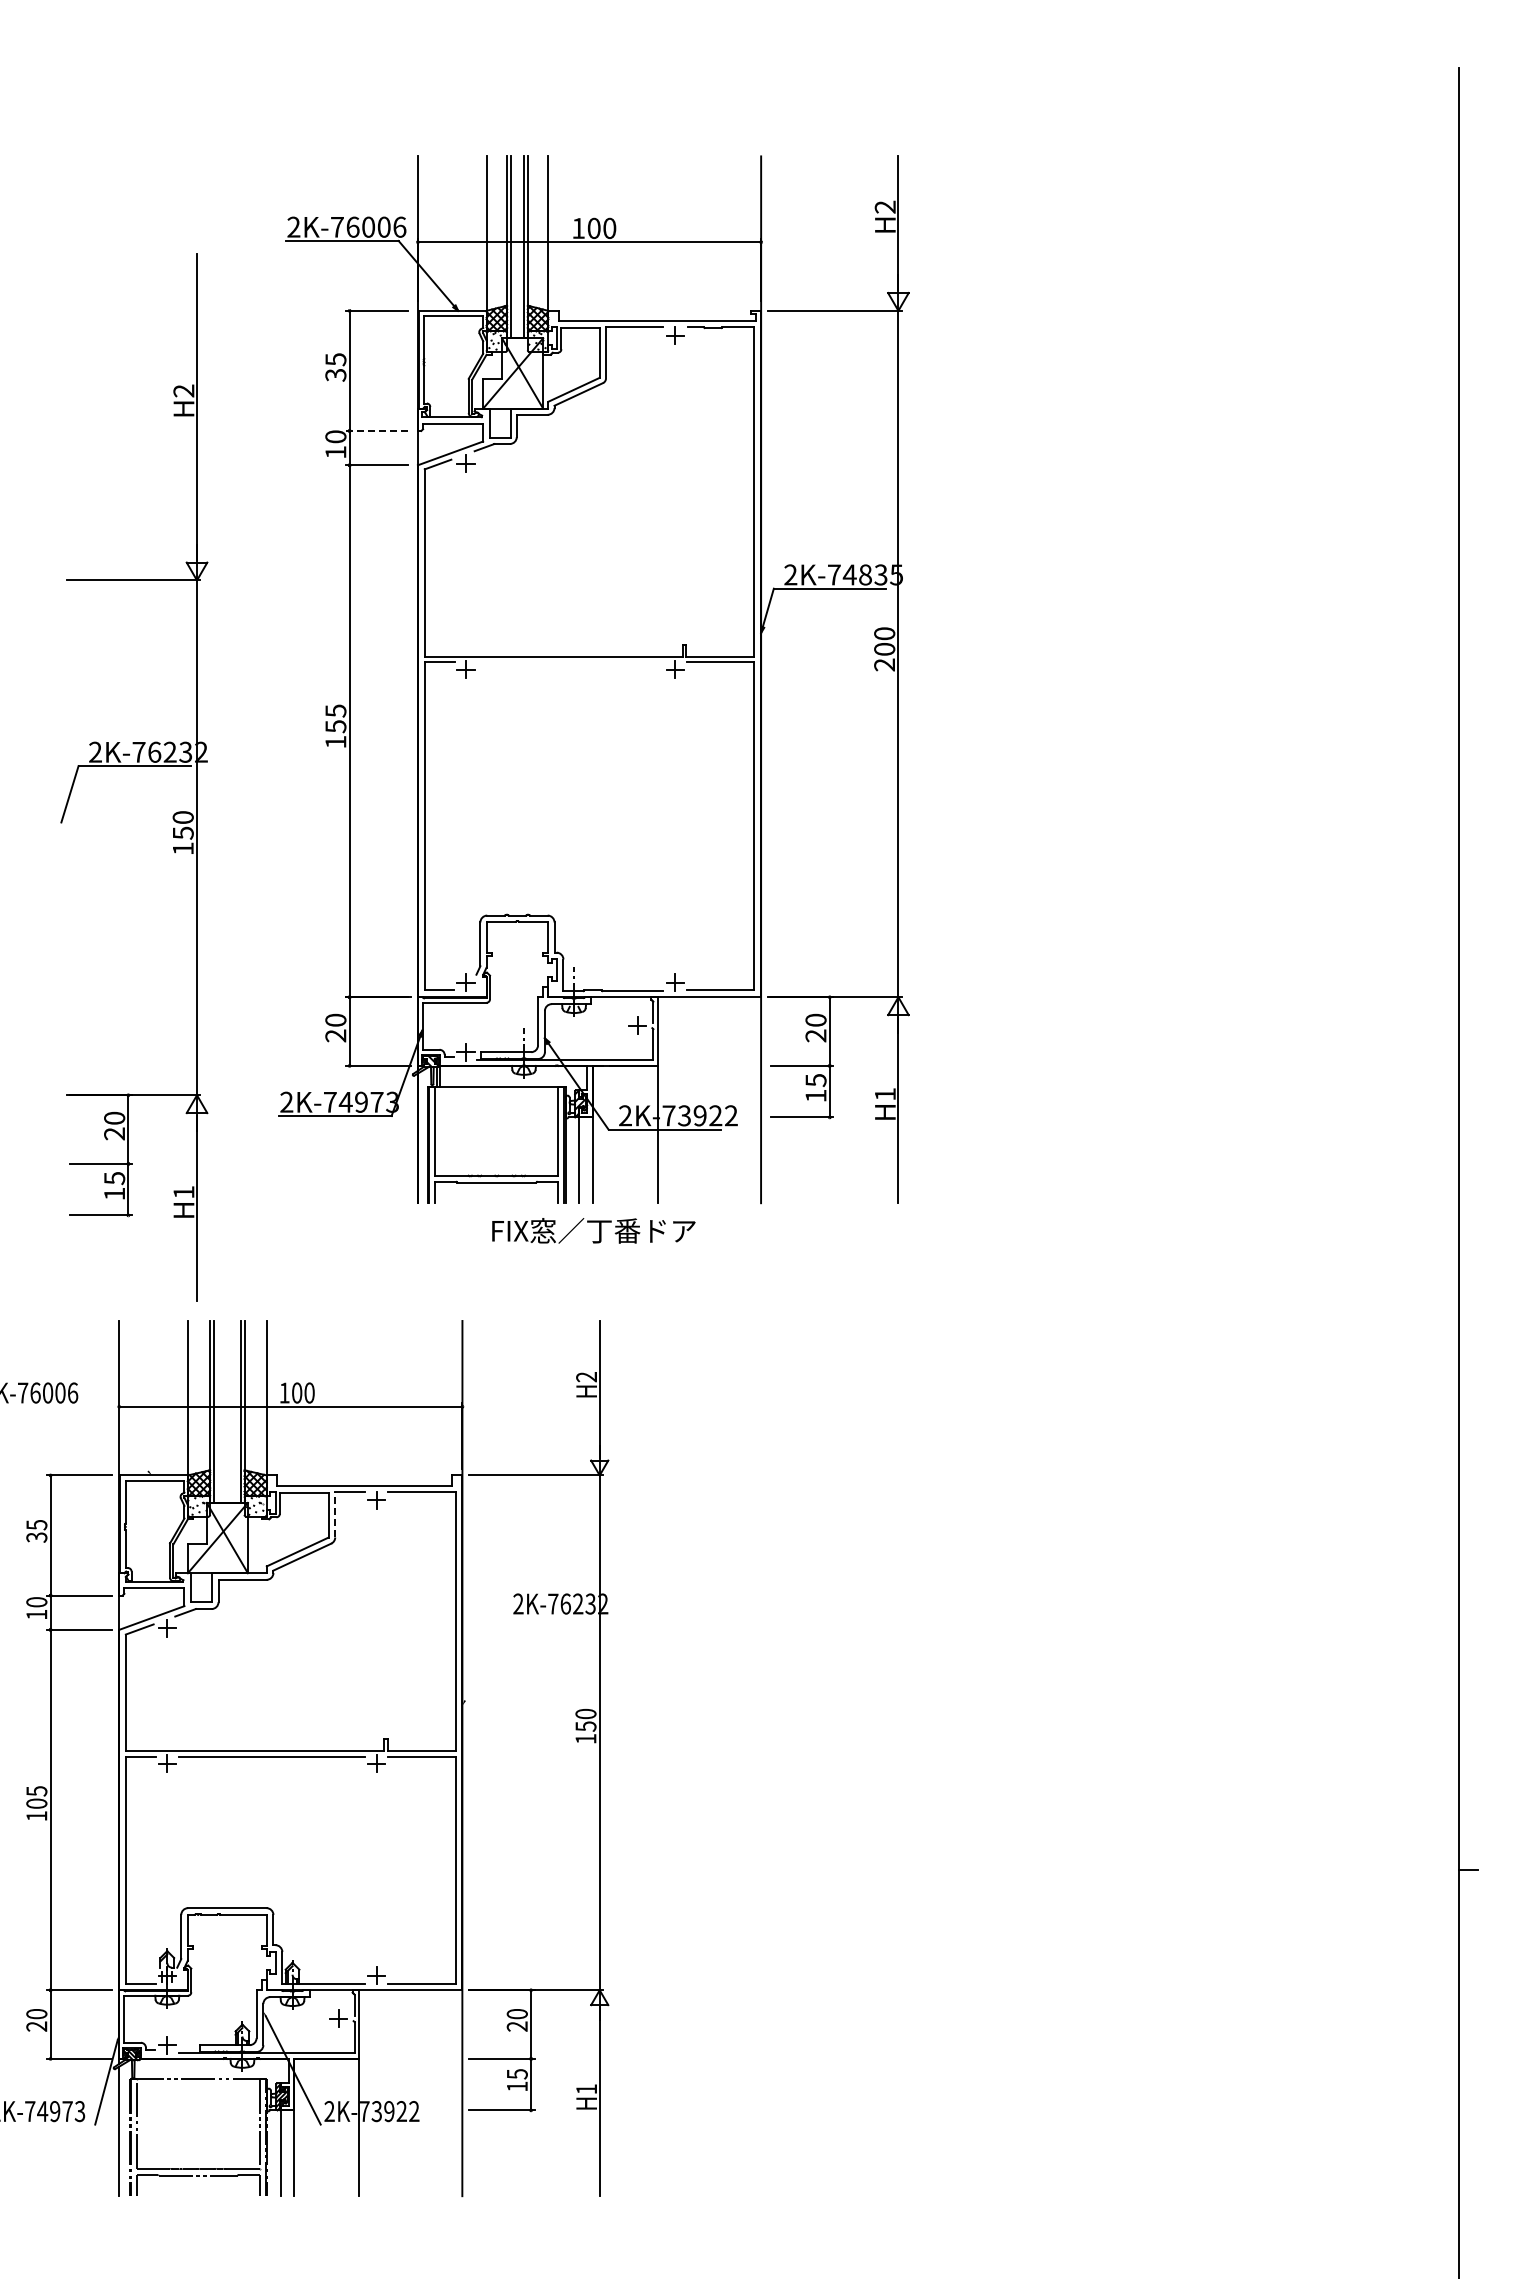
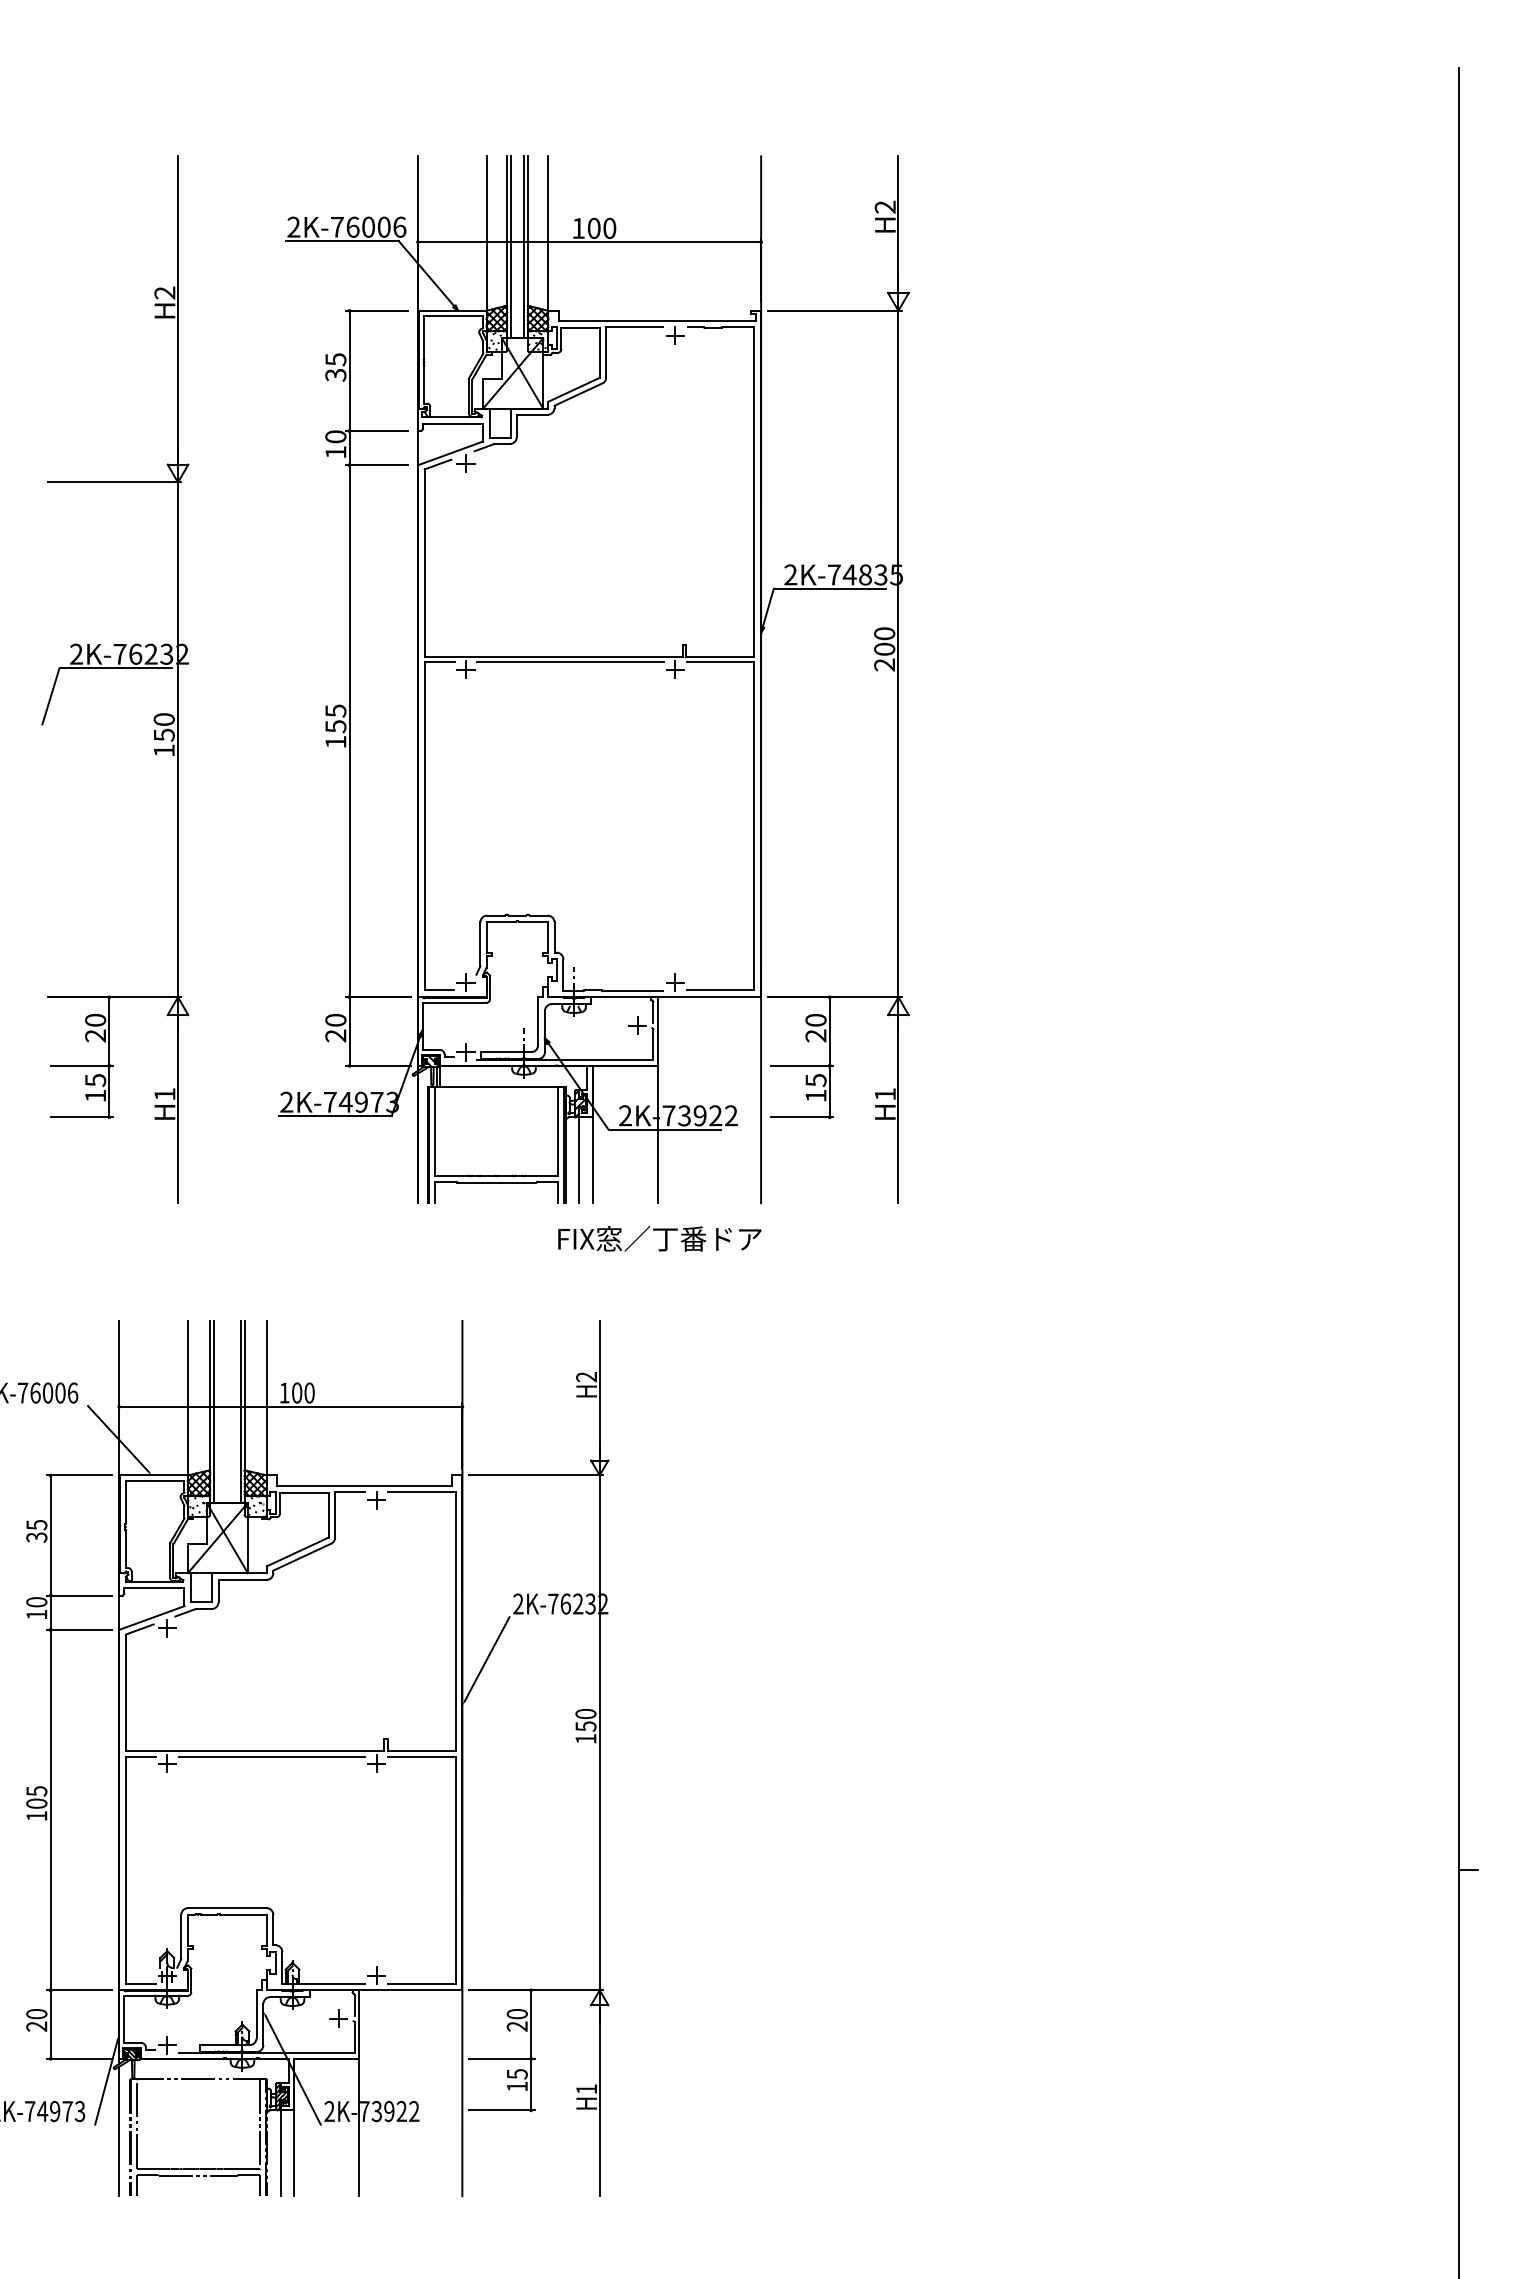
line: dashed -> solid (376, 430)
line: none -> present (570, 661)
part position: (134, 766) -> (115, 668) (115, 668)
text position: (593, 1230) -> (659, 1238) (659, 1238)
line: none -> present (118, 1438)
line: dashed -> solid (335, 1514)
line: none -> present (487, 1658)
